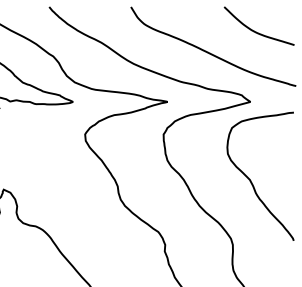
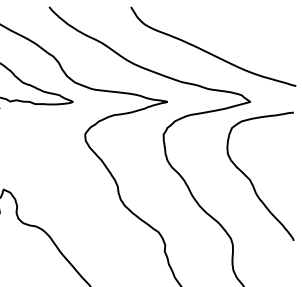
curve: present -> none (256, 31)
